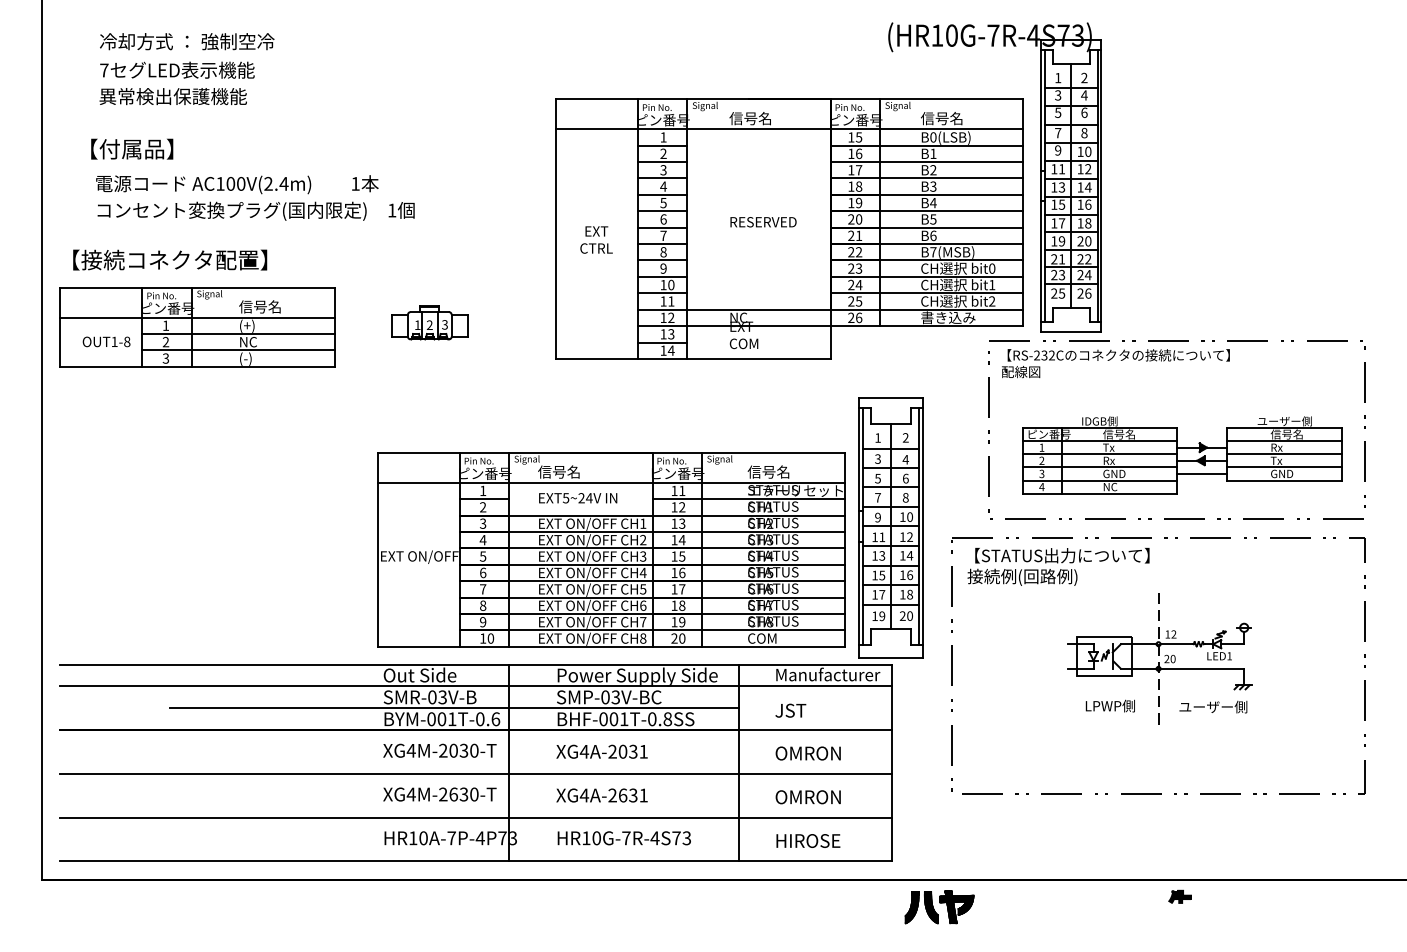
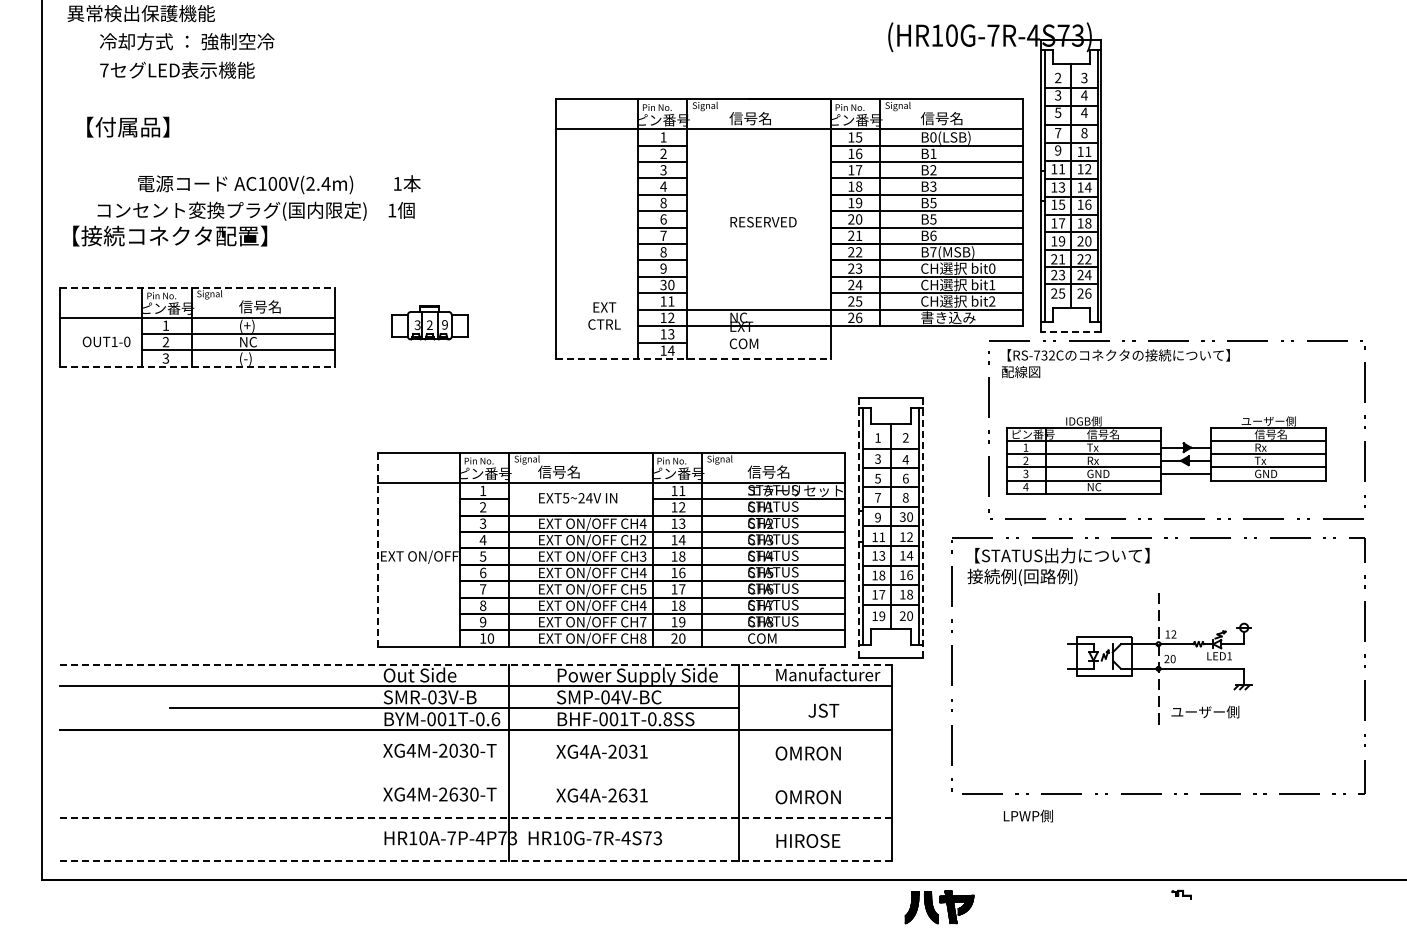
text: 1 -> 2 (1058, 77)
text: 2 -> 3 (1084, 78)
text position: (172, 96) -> (140, 13) (140, 13)
text: 6 -> 4 (1084, 112)
text position: (132, 148) -> (128, 126) (128, 126)
text: 10 -> 11 (1088, 151)
text position: (237, 184) -> (279, 184) (279, 184)
text: 5 -> 8 (663, 202)
text: B4 -> B5 (933, 203)
text position: (596, 239) -> (604, 315) (604, 315)
text position: (170, 259) -> (170, 235) (170, 235)
text: 10 -> 30 (663, 284)
line: solid -> dashed (198, 287)
text: 3 -> 9 (444, 324)
text: 1 -> 3 (417, 325)
line: solid -> dashed (1071, 331)
text: OUT1-8 -> OUT1-0 (127, 341)
text: RS-232C -> RS-732C (1037, 355)
line: solid -> dashed (693, 358)
line: solid -> dashed (198, 366)
part position: (1182, 455) -> (1166, 455) (1166, 455)
text: 10 -> 30 (902, 516)
text: CH1 -> CH4 (642, 523)
line: solid -> dashed (858, 527)
line: solid -> dashed (923, 528)
line: solid -> dashed (377, 550)
text: 15 -> 18 (682, 556)
text: 15 -> 18 (882, 575)
text: CH6 -> CH4 (642, 605)
line: solid -> dashed (476, 664)
text: SMP-03V-BC -> SMP-04V-BC (615, 697)
text position: (1109, 705) -> (1027, 815) (1027, 815)
text position: (1213, 706) -> (1205, 711) (1205, 711)
text position: (790, 710) -> (823, 710) (823, 710)
line: present -> none (476, 773)
line: solid -> dashed (476, 817)
text position: (623, 838) -> (594, 838) (594, 838)
line: solid -> dashed (476, 861)
fill: present -> none (1179, 896)
